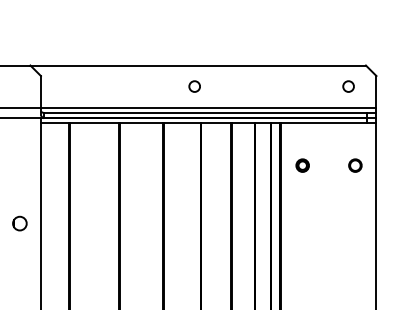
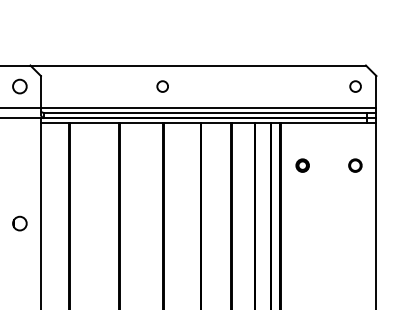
circle: none -> present (19, 86)
circle position: (194, 86) -> (162, 86) (162, 86)
circle position: (348, 86) -> (355, 86) (355, 86)
